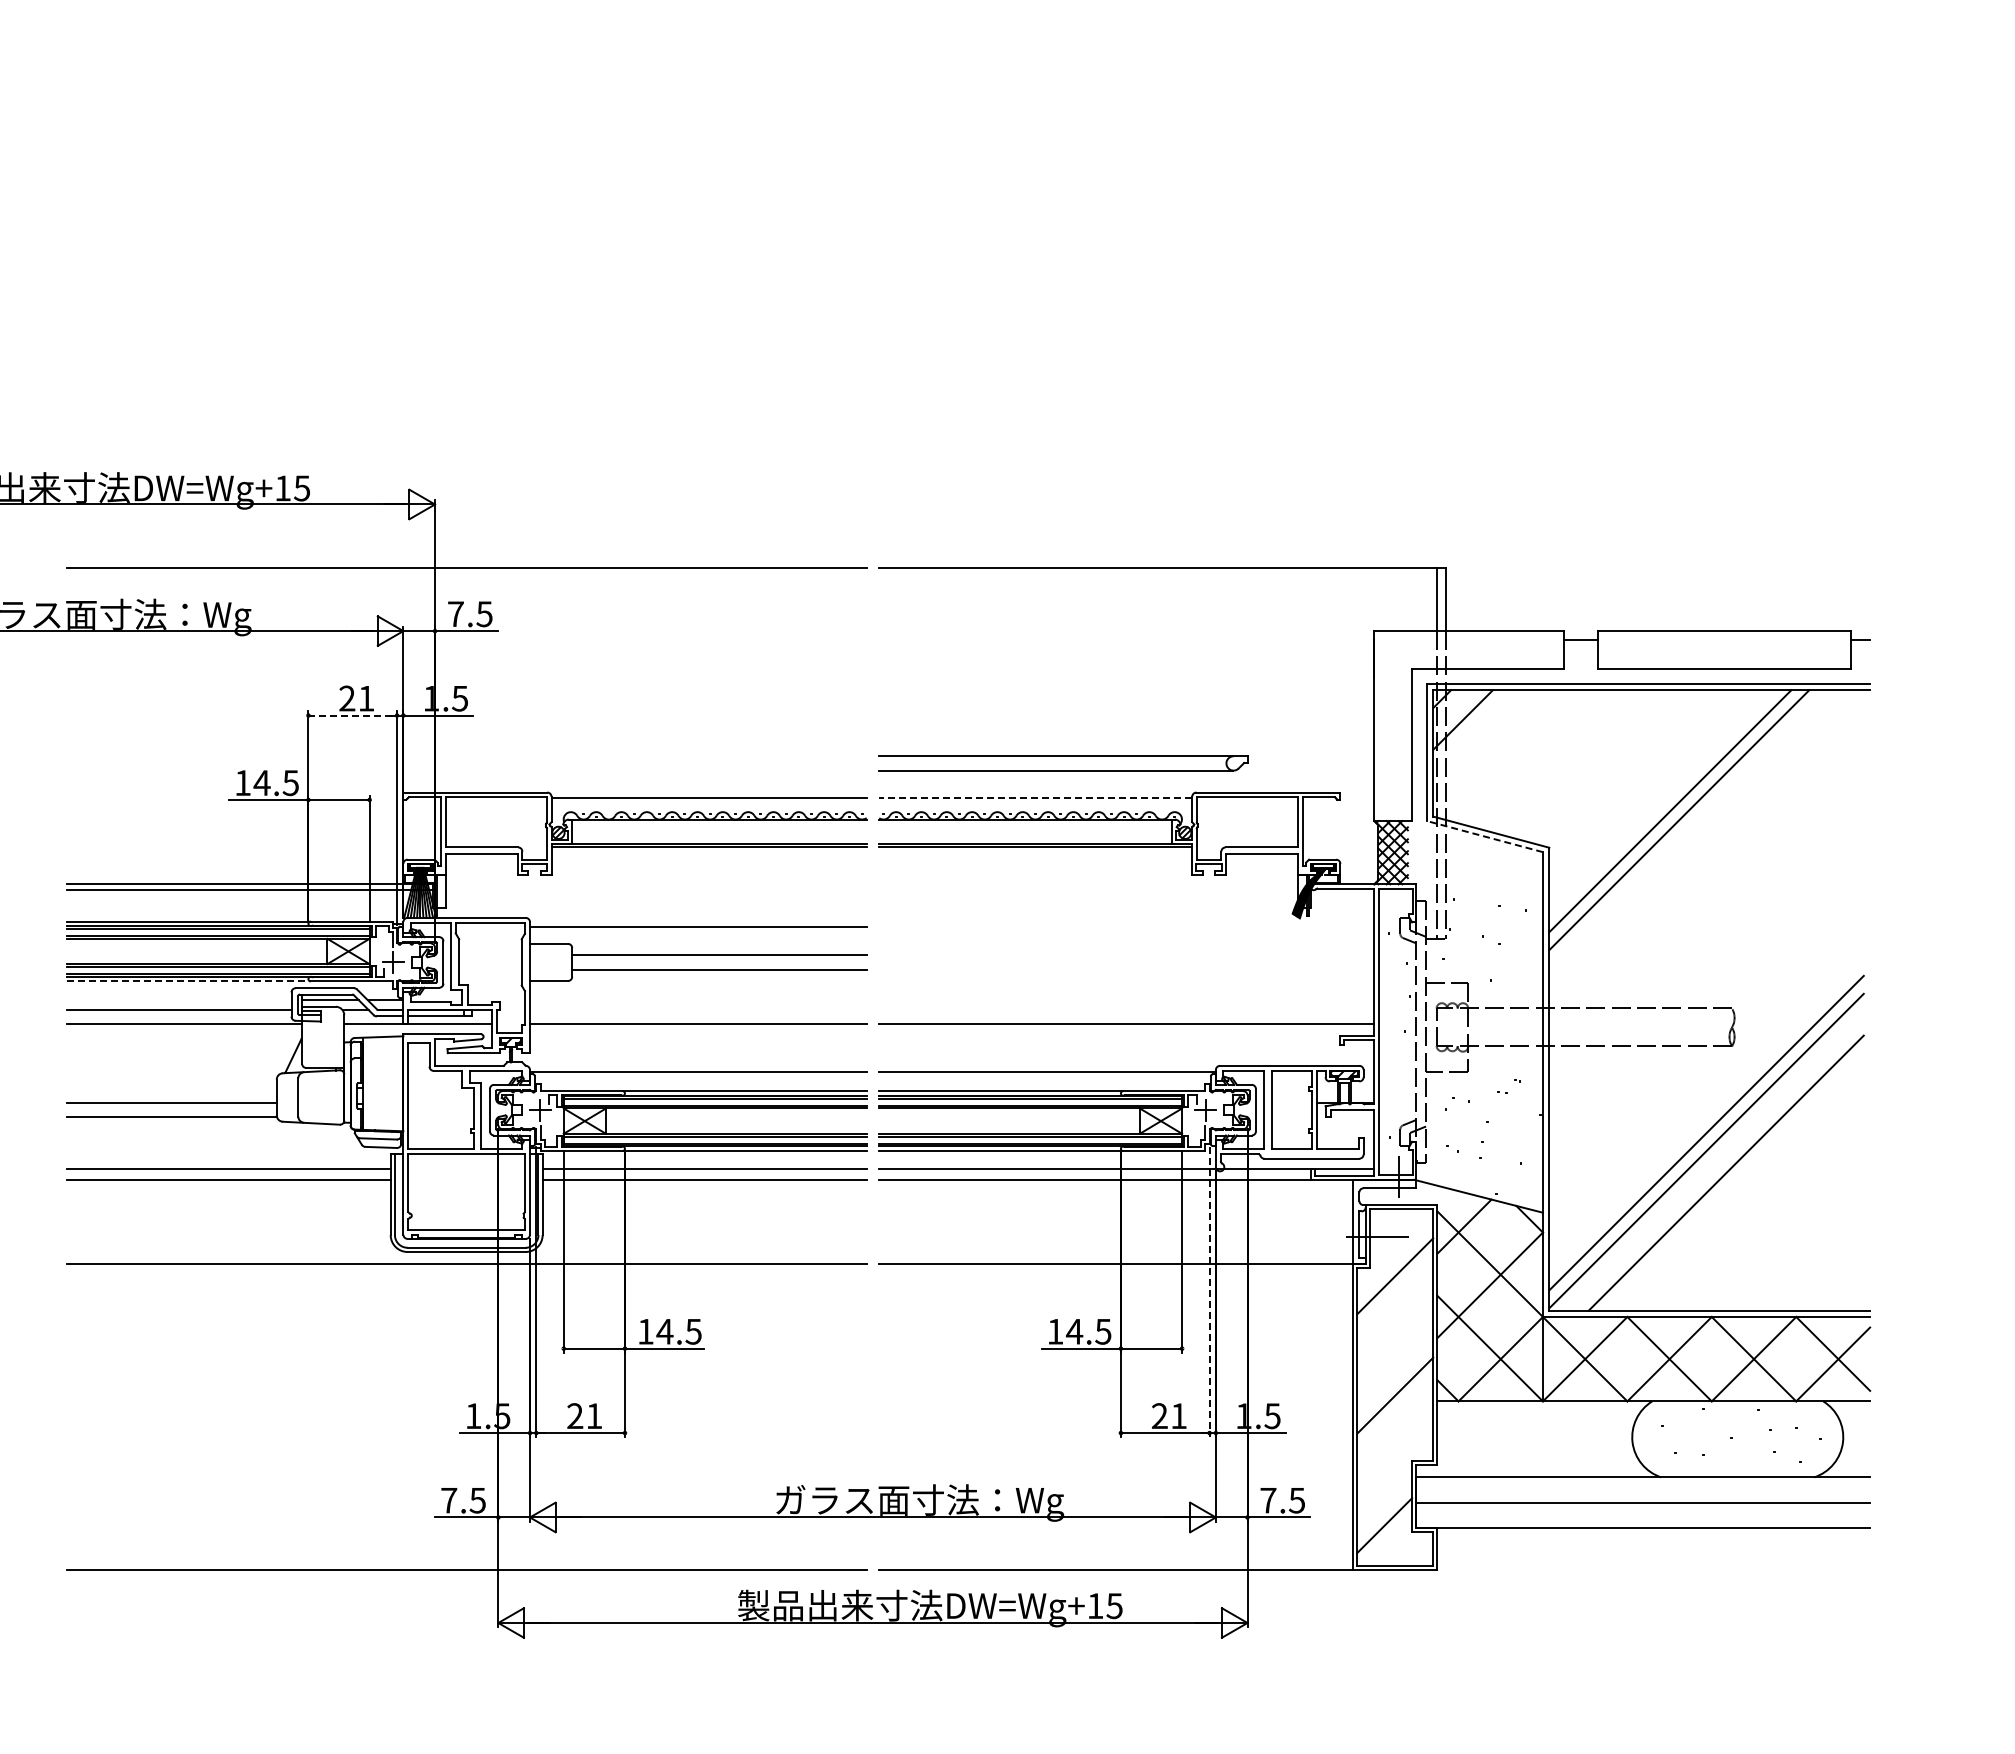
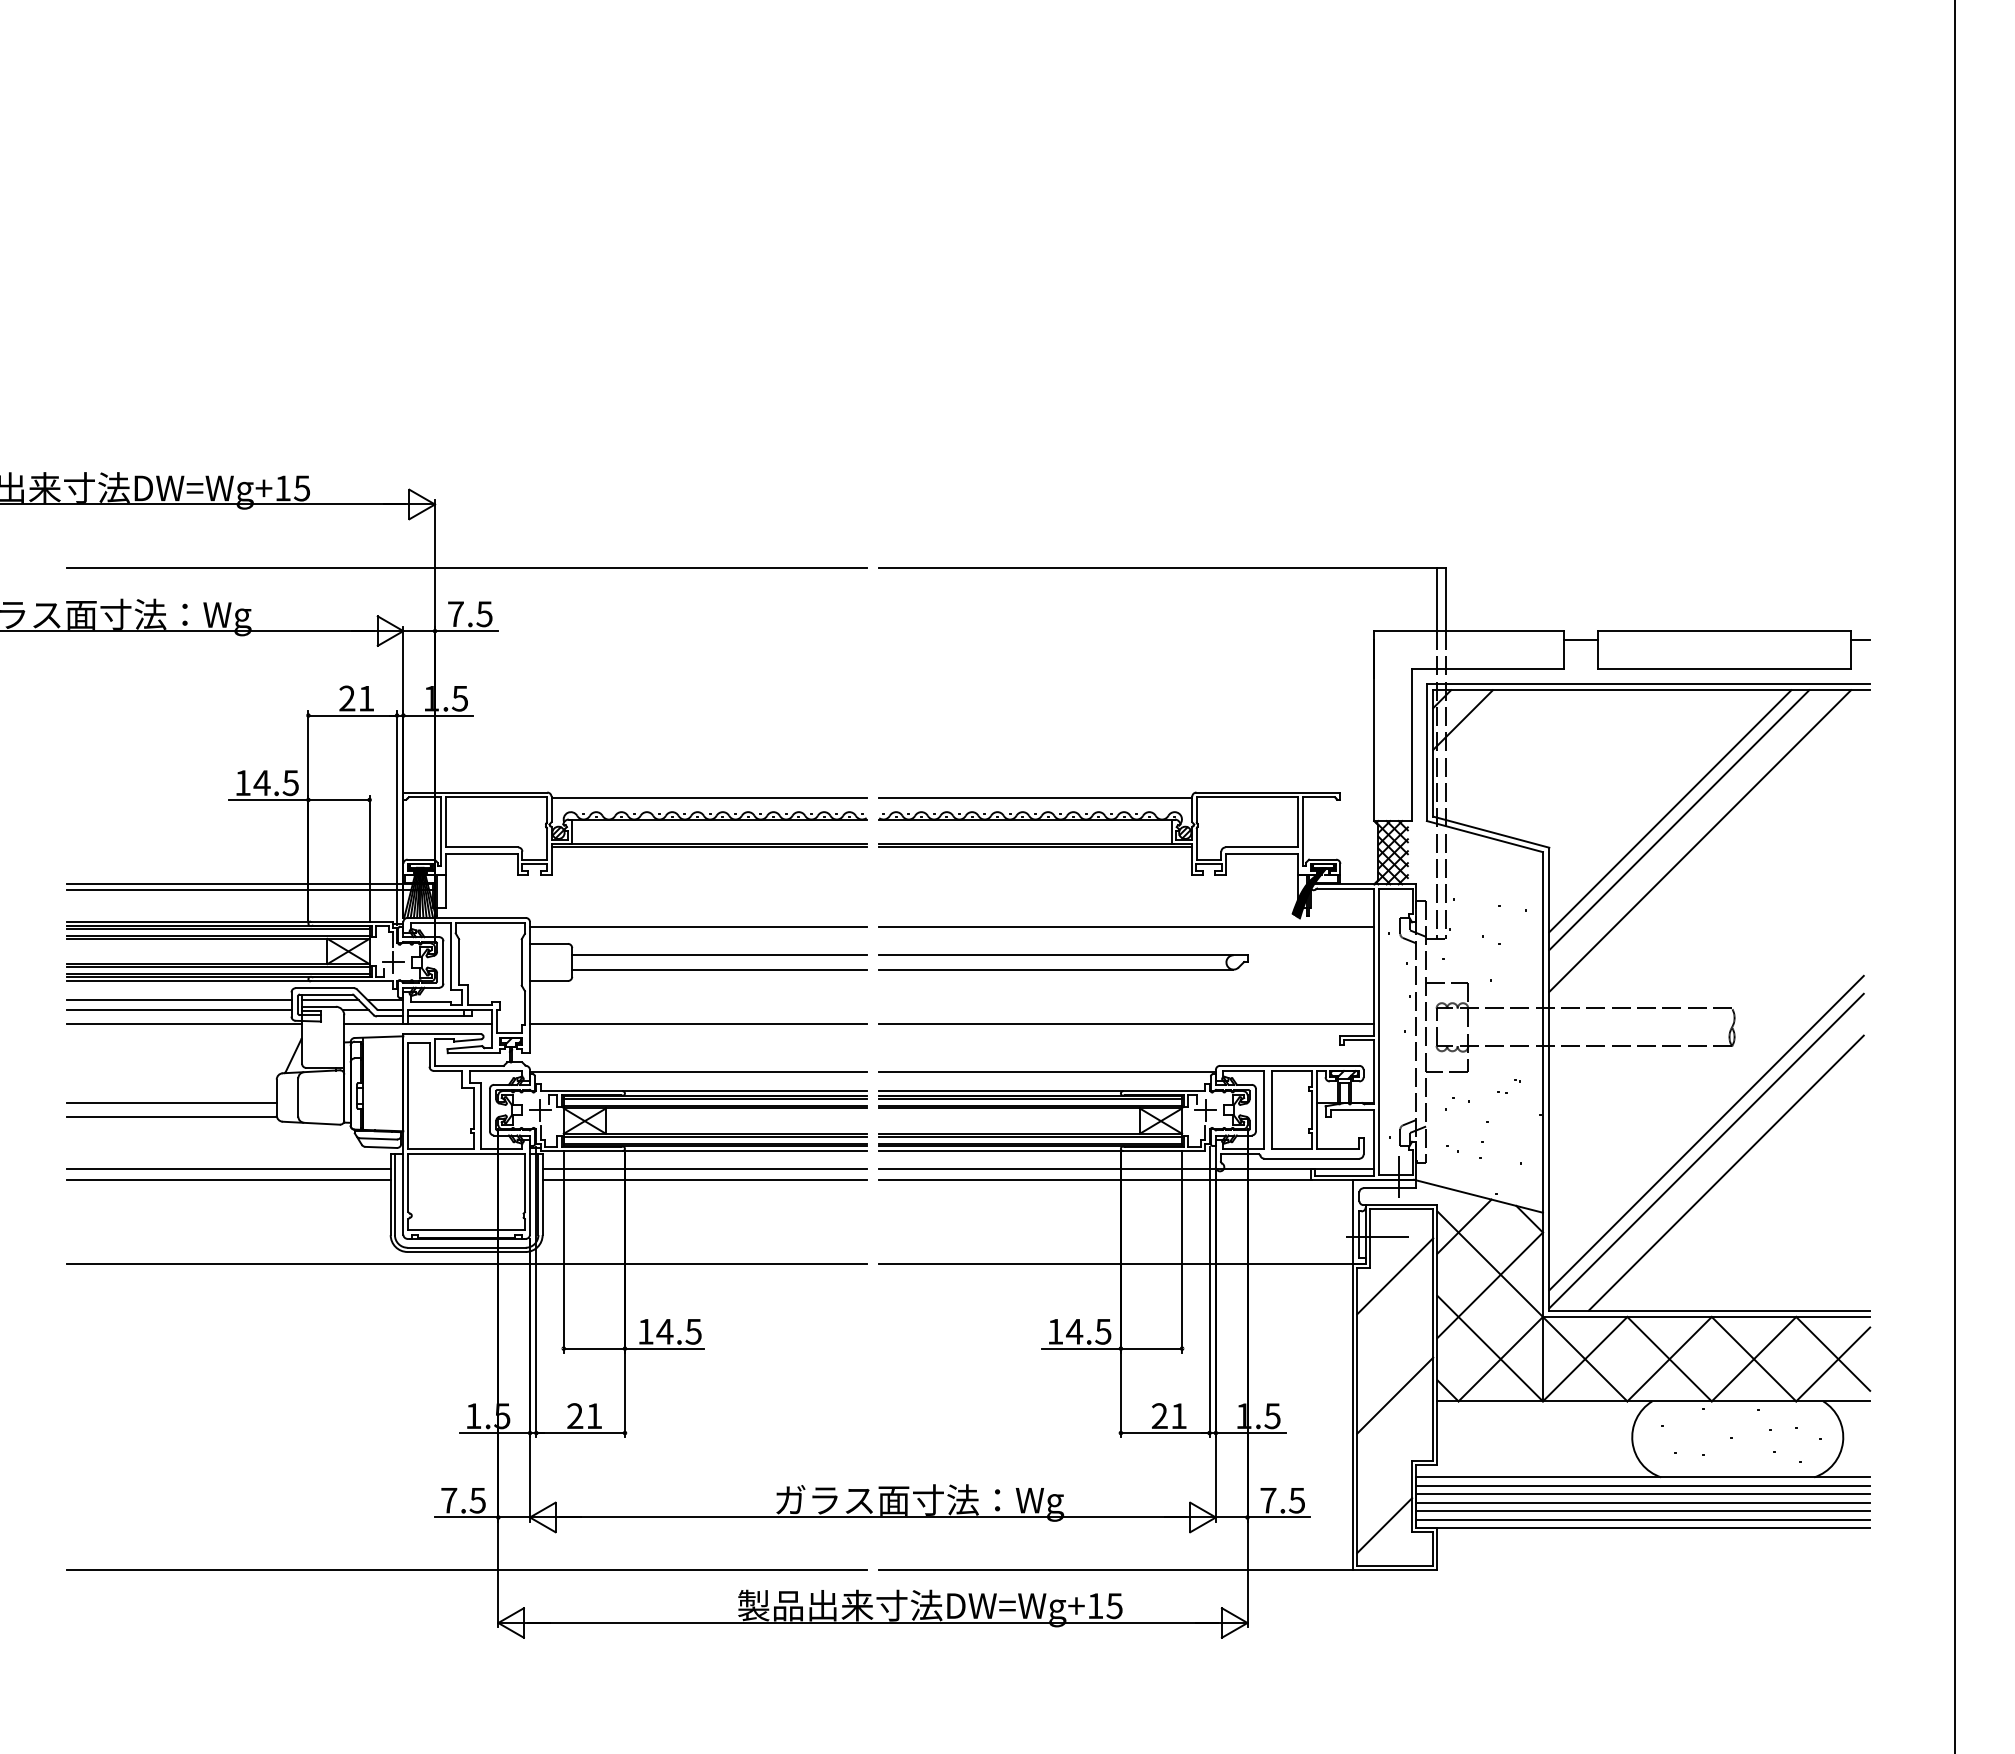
line: dashed -> solid (353, 715)
part position: (1063, 756) -> (1063, 955) (1063, 955)
line: dashed -> solid (1035, 798)
line: dashed -> solid (1484, 836)
line: none -> present (1700, 840)
line: none -> present (1954, 876)
line: none -> present (1126, 926)
line: dashed -> solid (188, 981)
line: none -> present (178, 1000)
line: dashed -> solid (1209, 1292)
line: none -> present (1643, 1485)
line: none -> present (1643, 1494)
line: none -> present (1643, 1511)
line: none -> present (1643, 1519)
